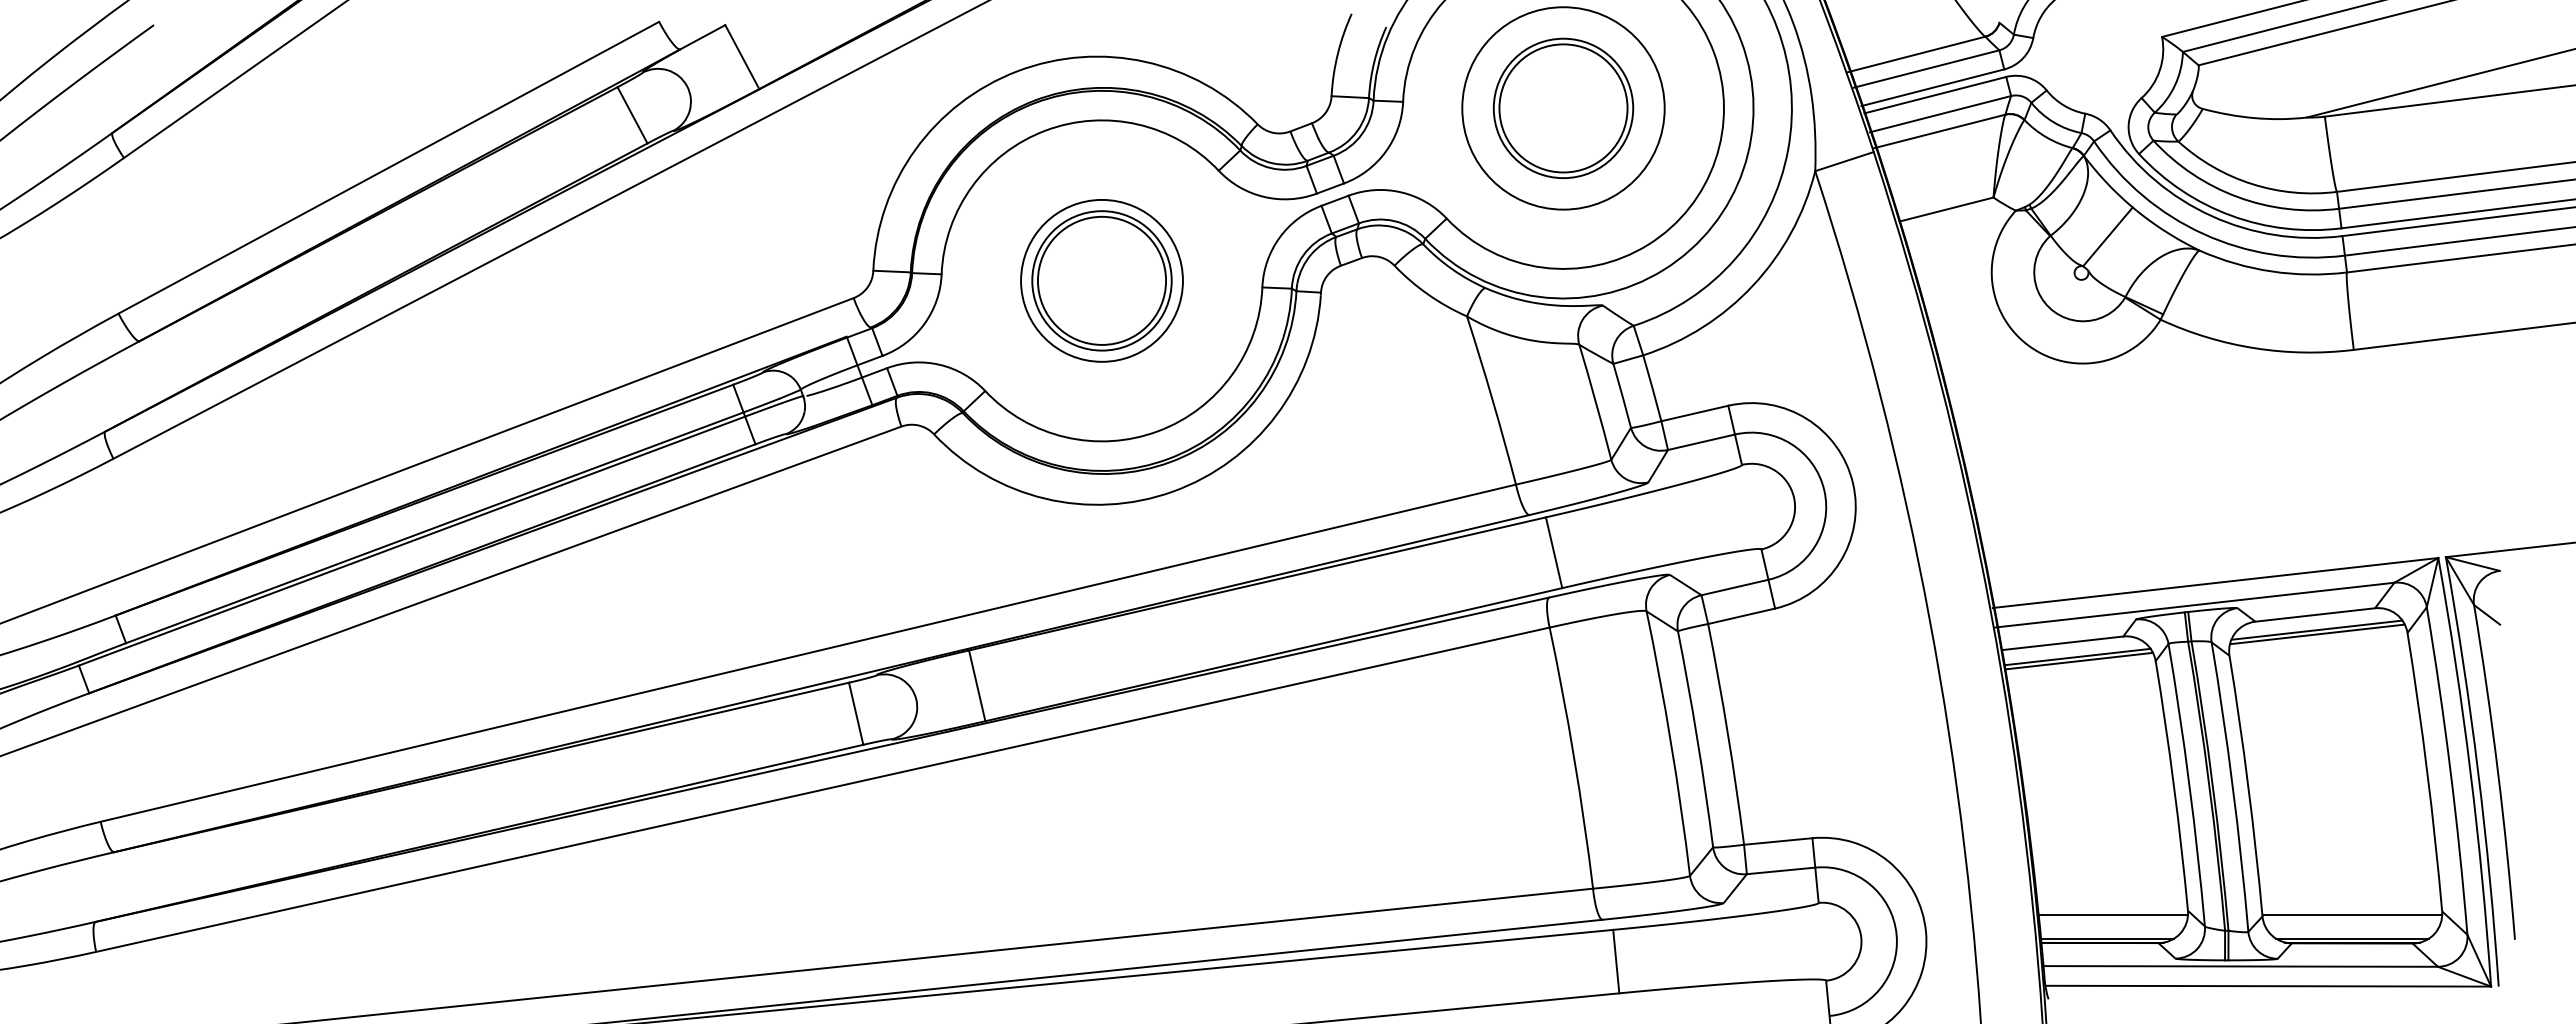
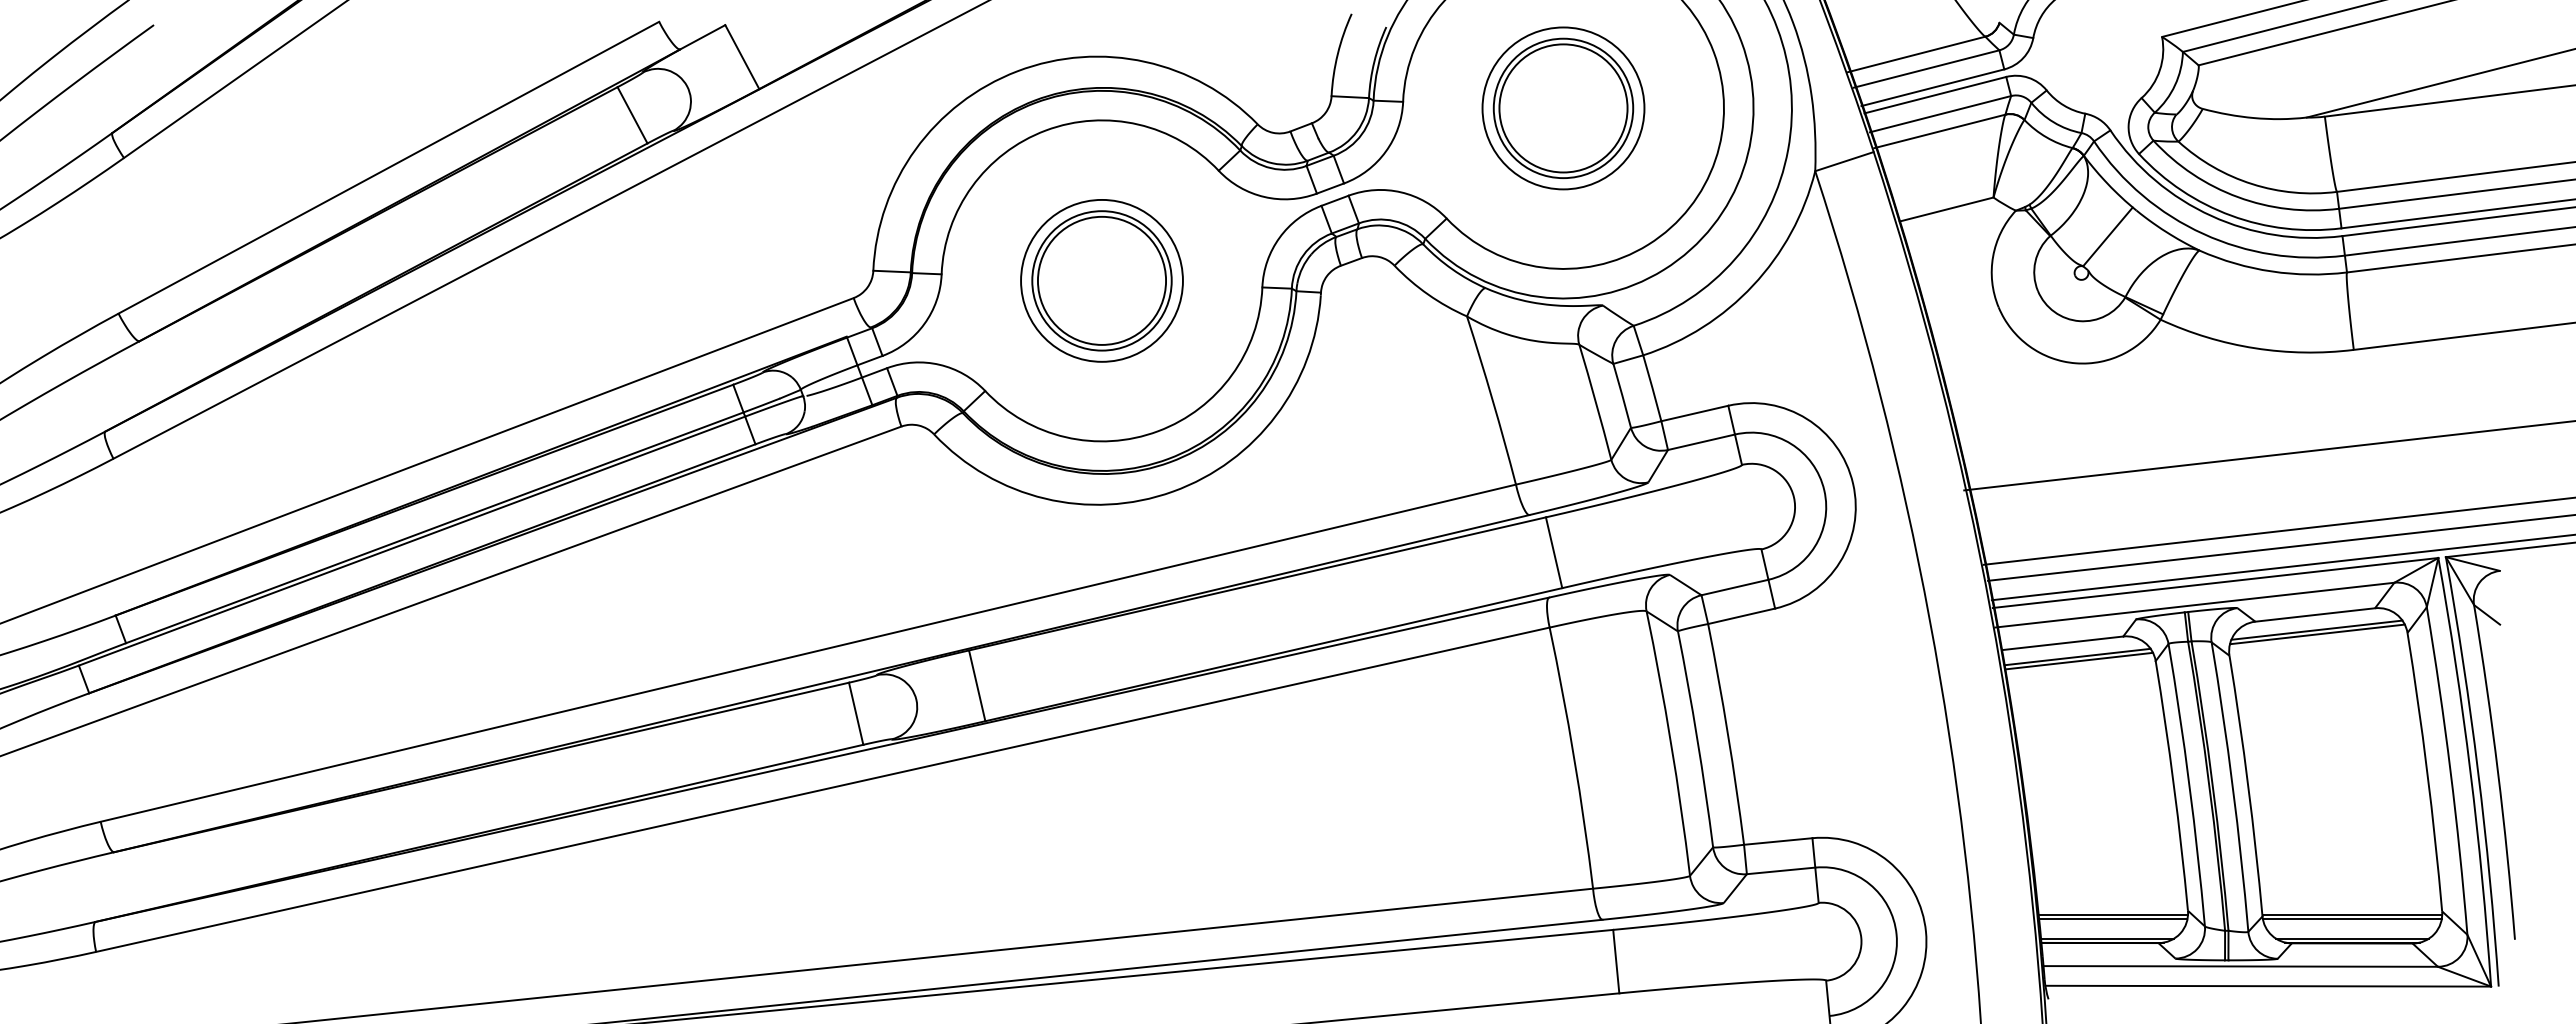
circle diameter: 202 px -> 162 px (1563, 108)
line: none -> present (2268, 455)
line: none -> present (2277, 531)
line: none -> present (2280, 547)
line: none -> present (2281, 567)
line: none -> present (2112, 919)
line: none -> present (2352, 919)
